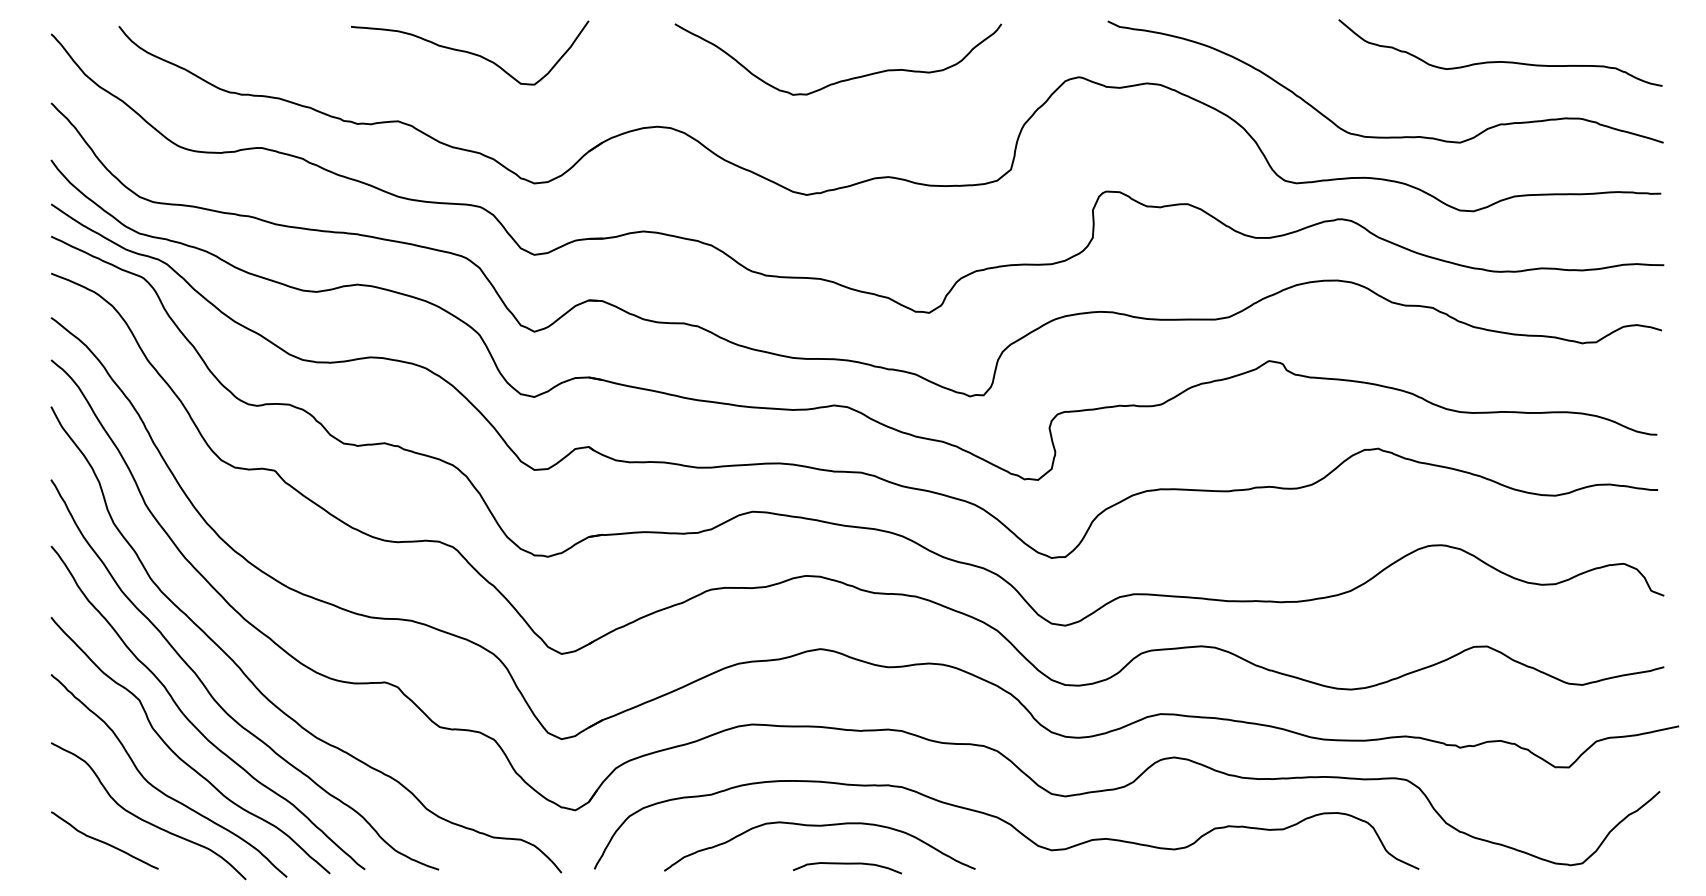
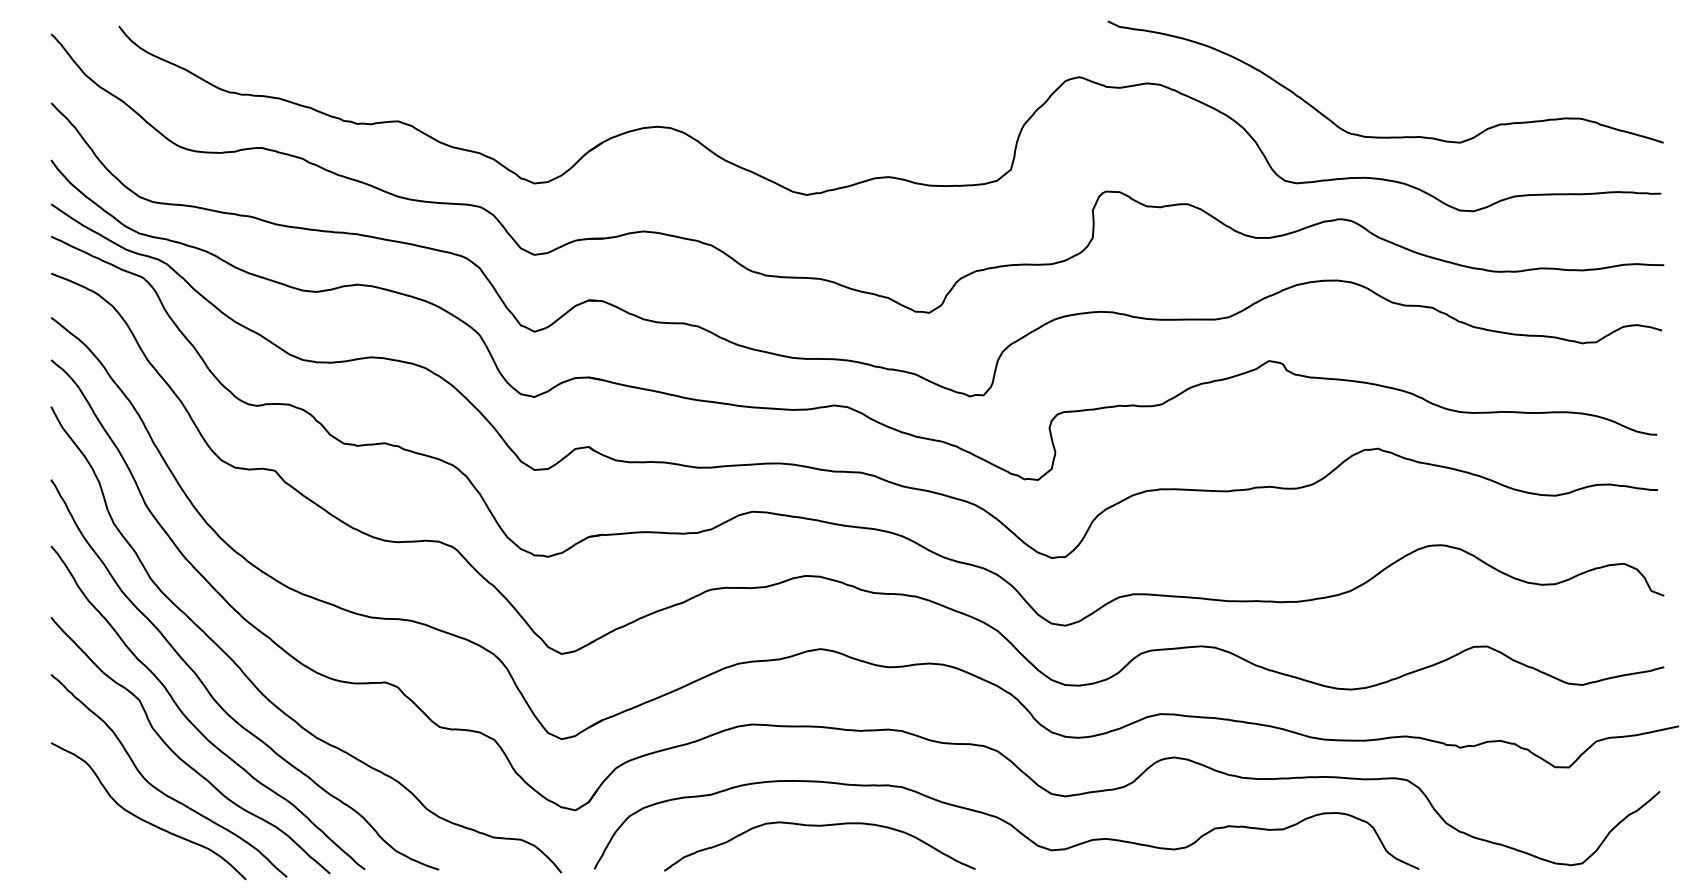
curve: present -> none (470, 52)
curve: present -> none (1500, 61)
curve: present -> none (844, 79)
curve: present -> none (104, 841)
curve: present -> none (847, 864)
